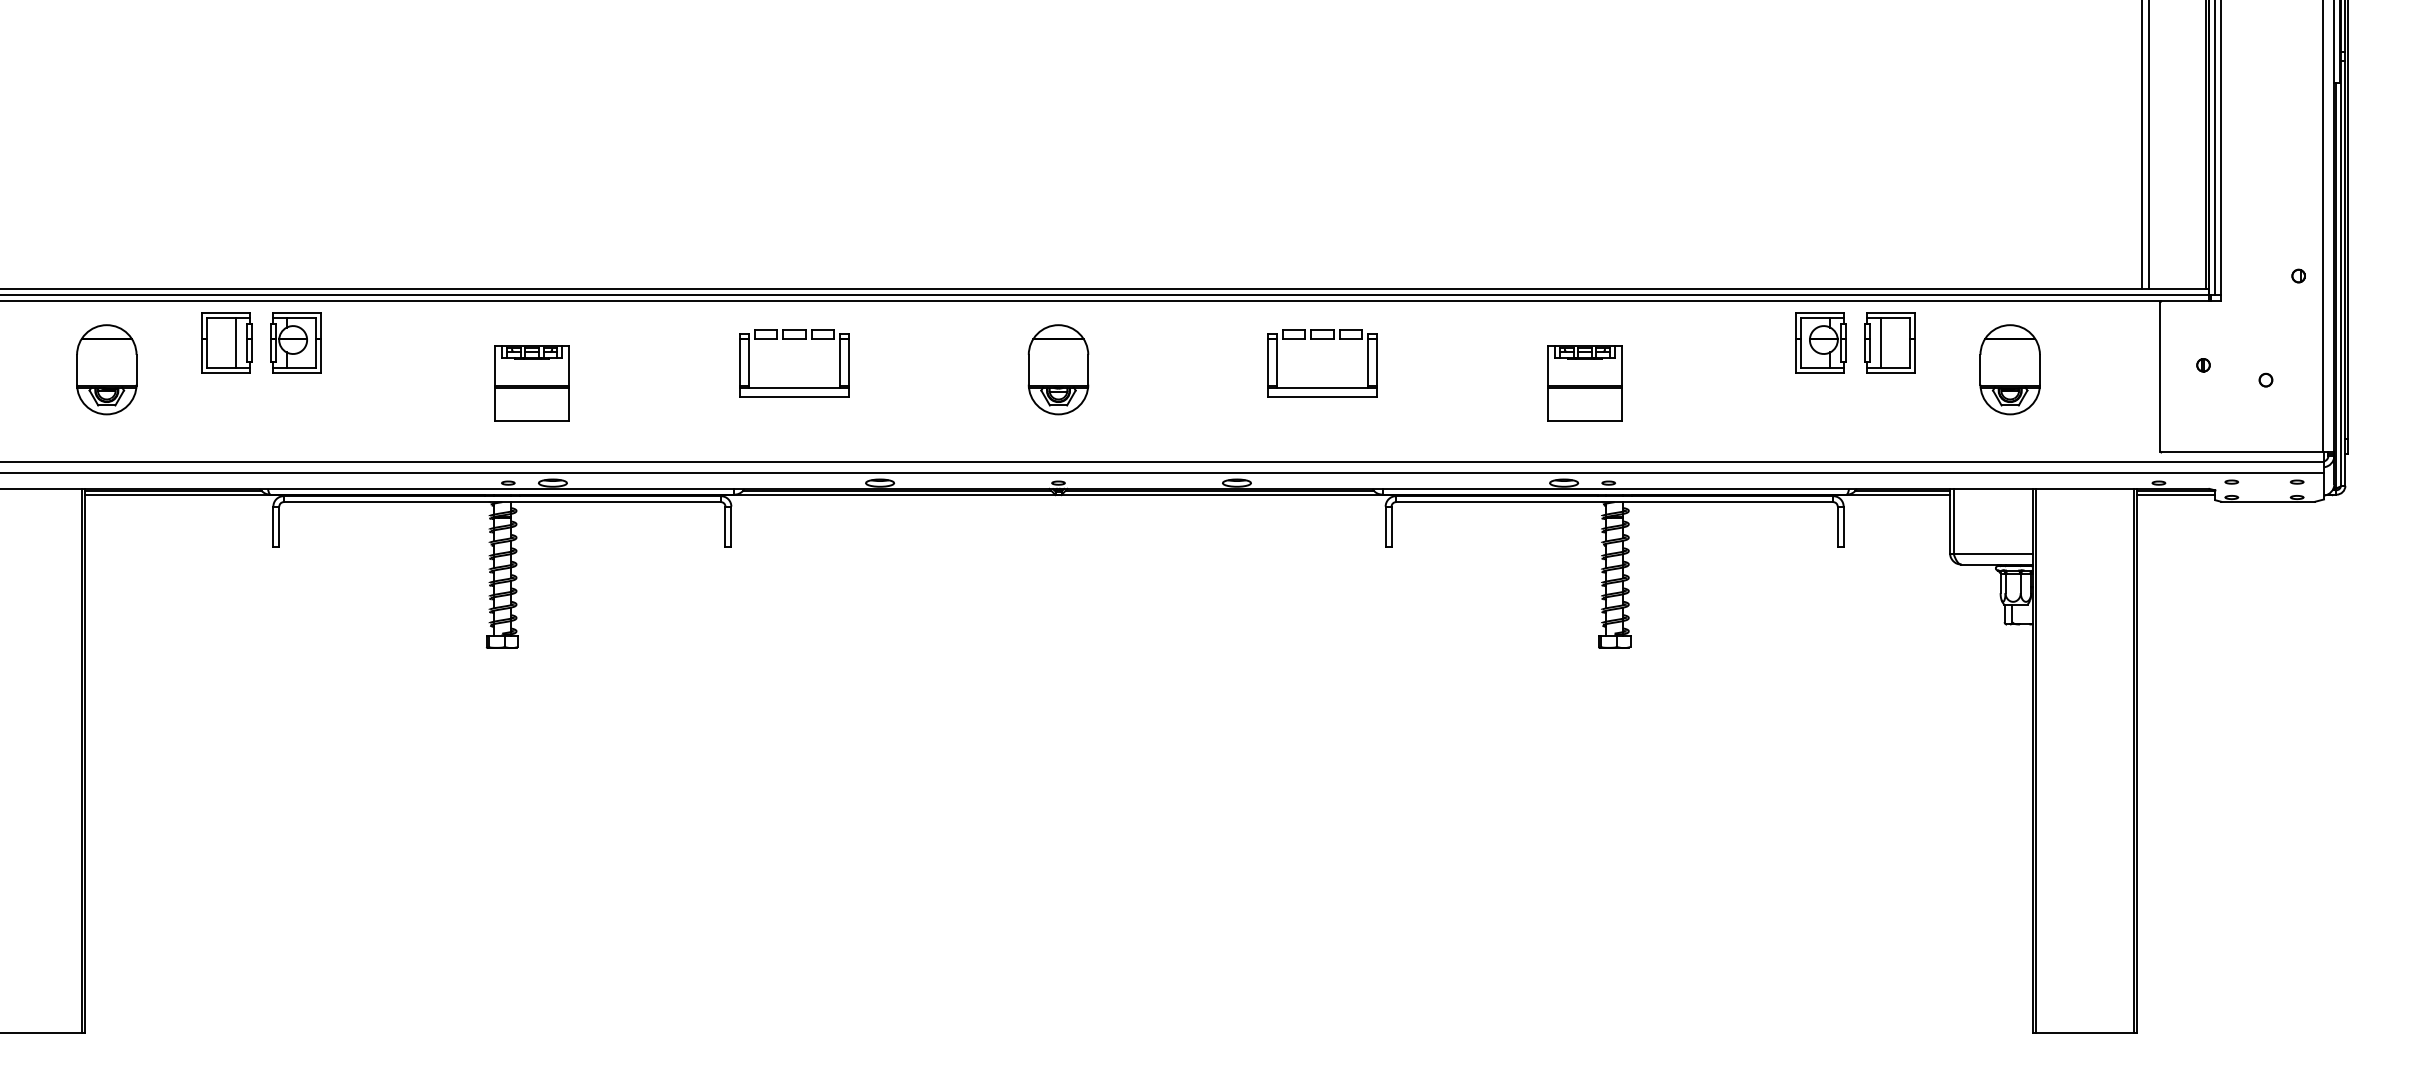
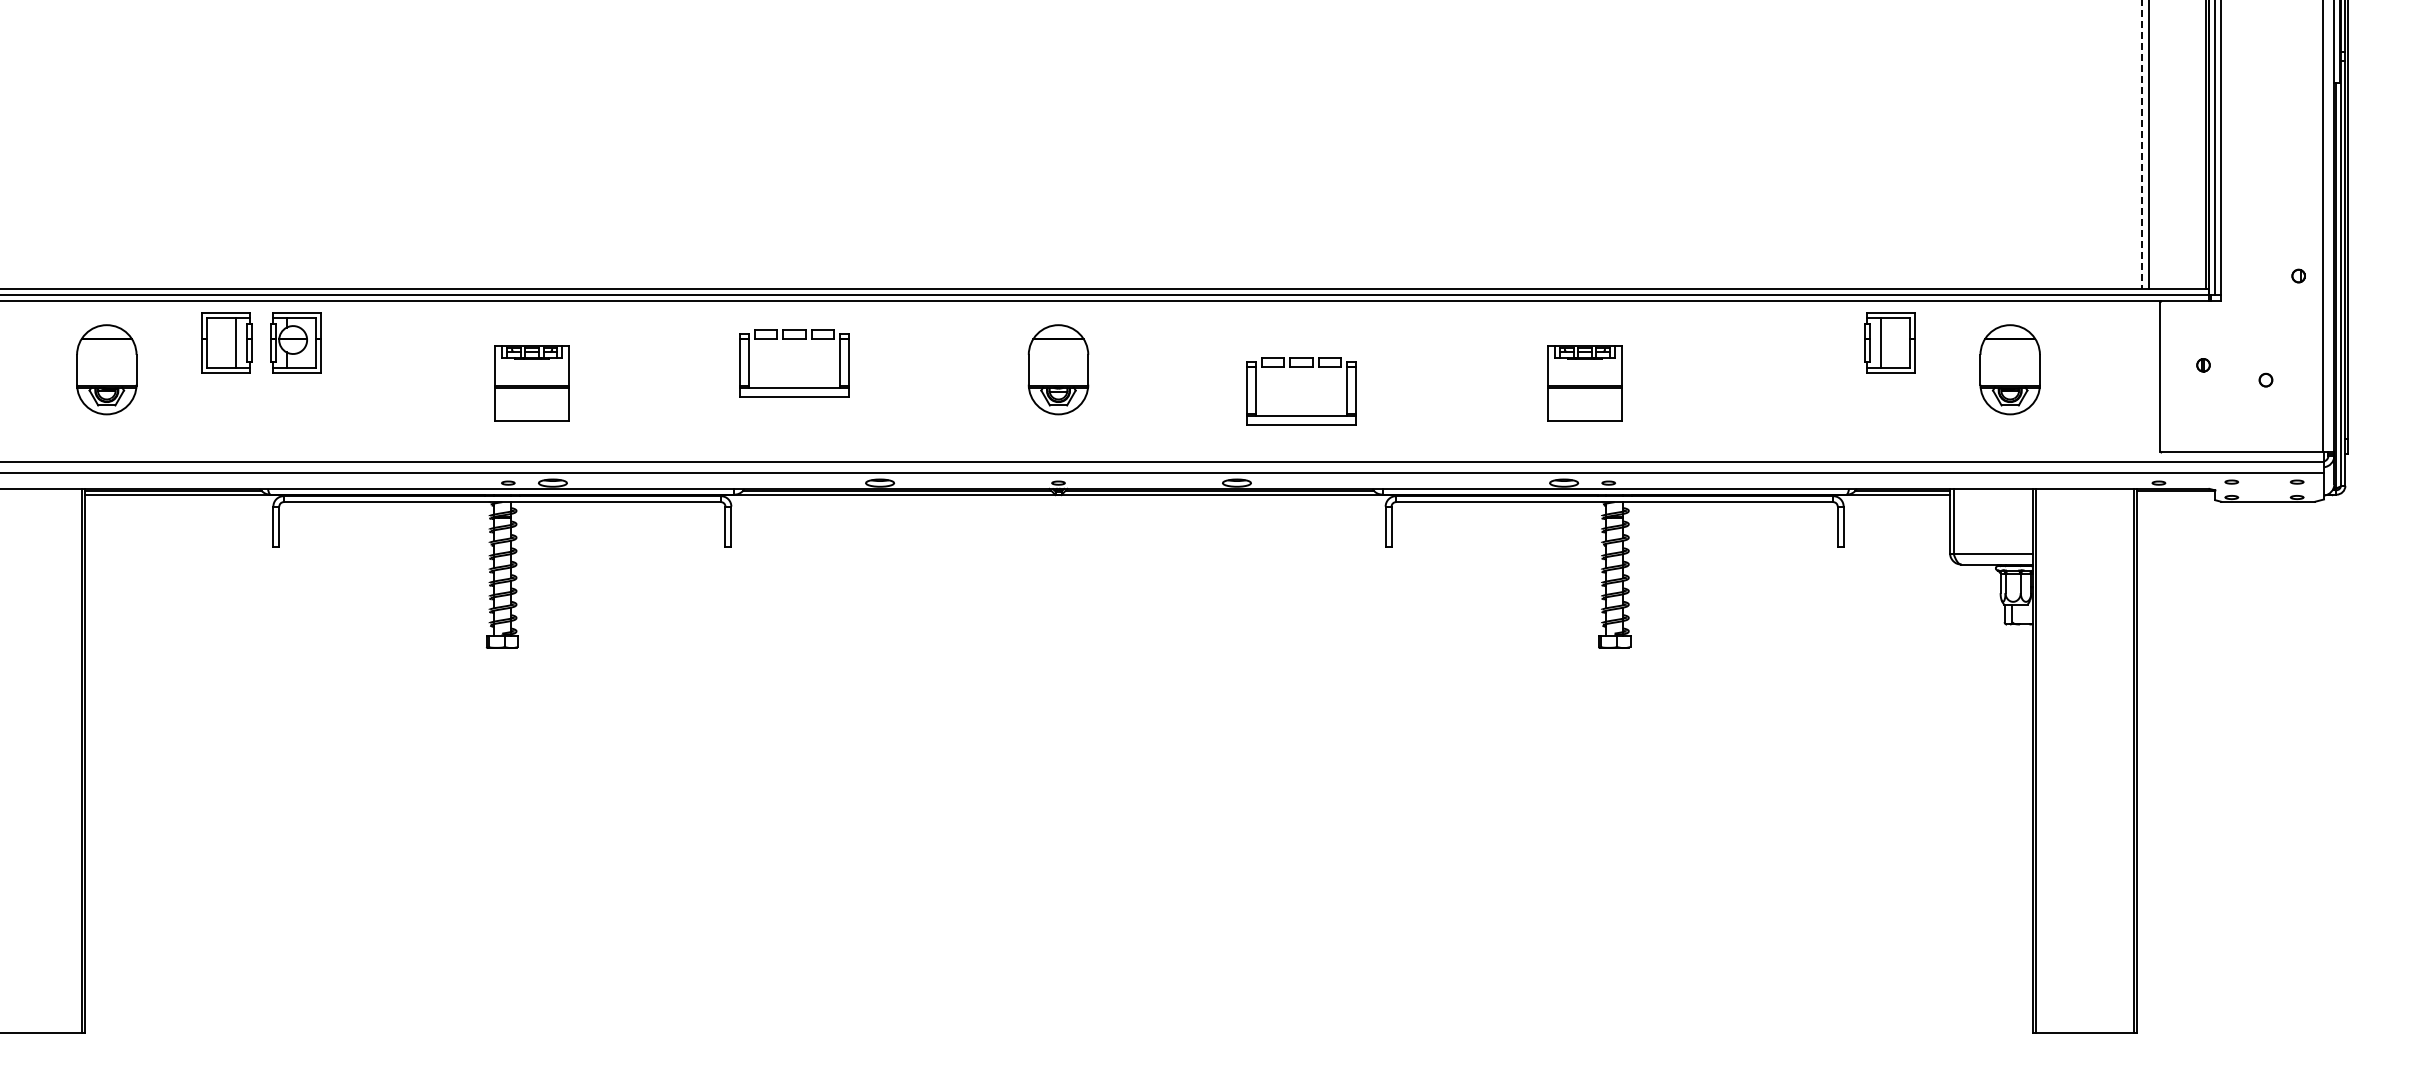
line: solid -> dashed (2141, 145)
part position: (1322, 339) -> (1301, 367) (1301, 367)
part: present -> none (1820, 342)
line: present -> none (2175, 495)
